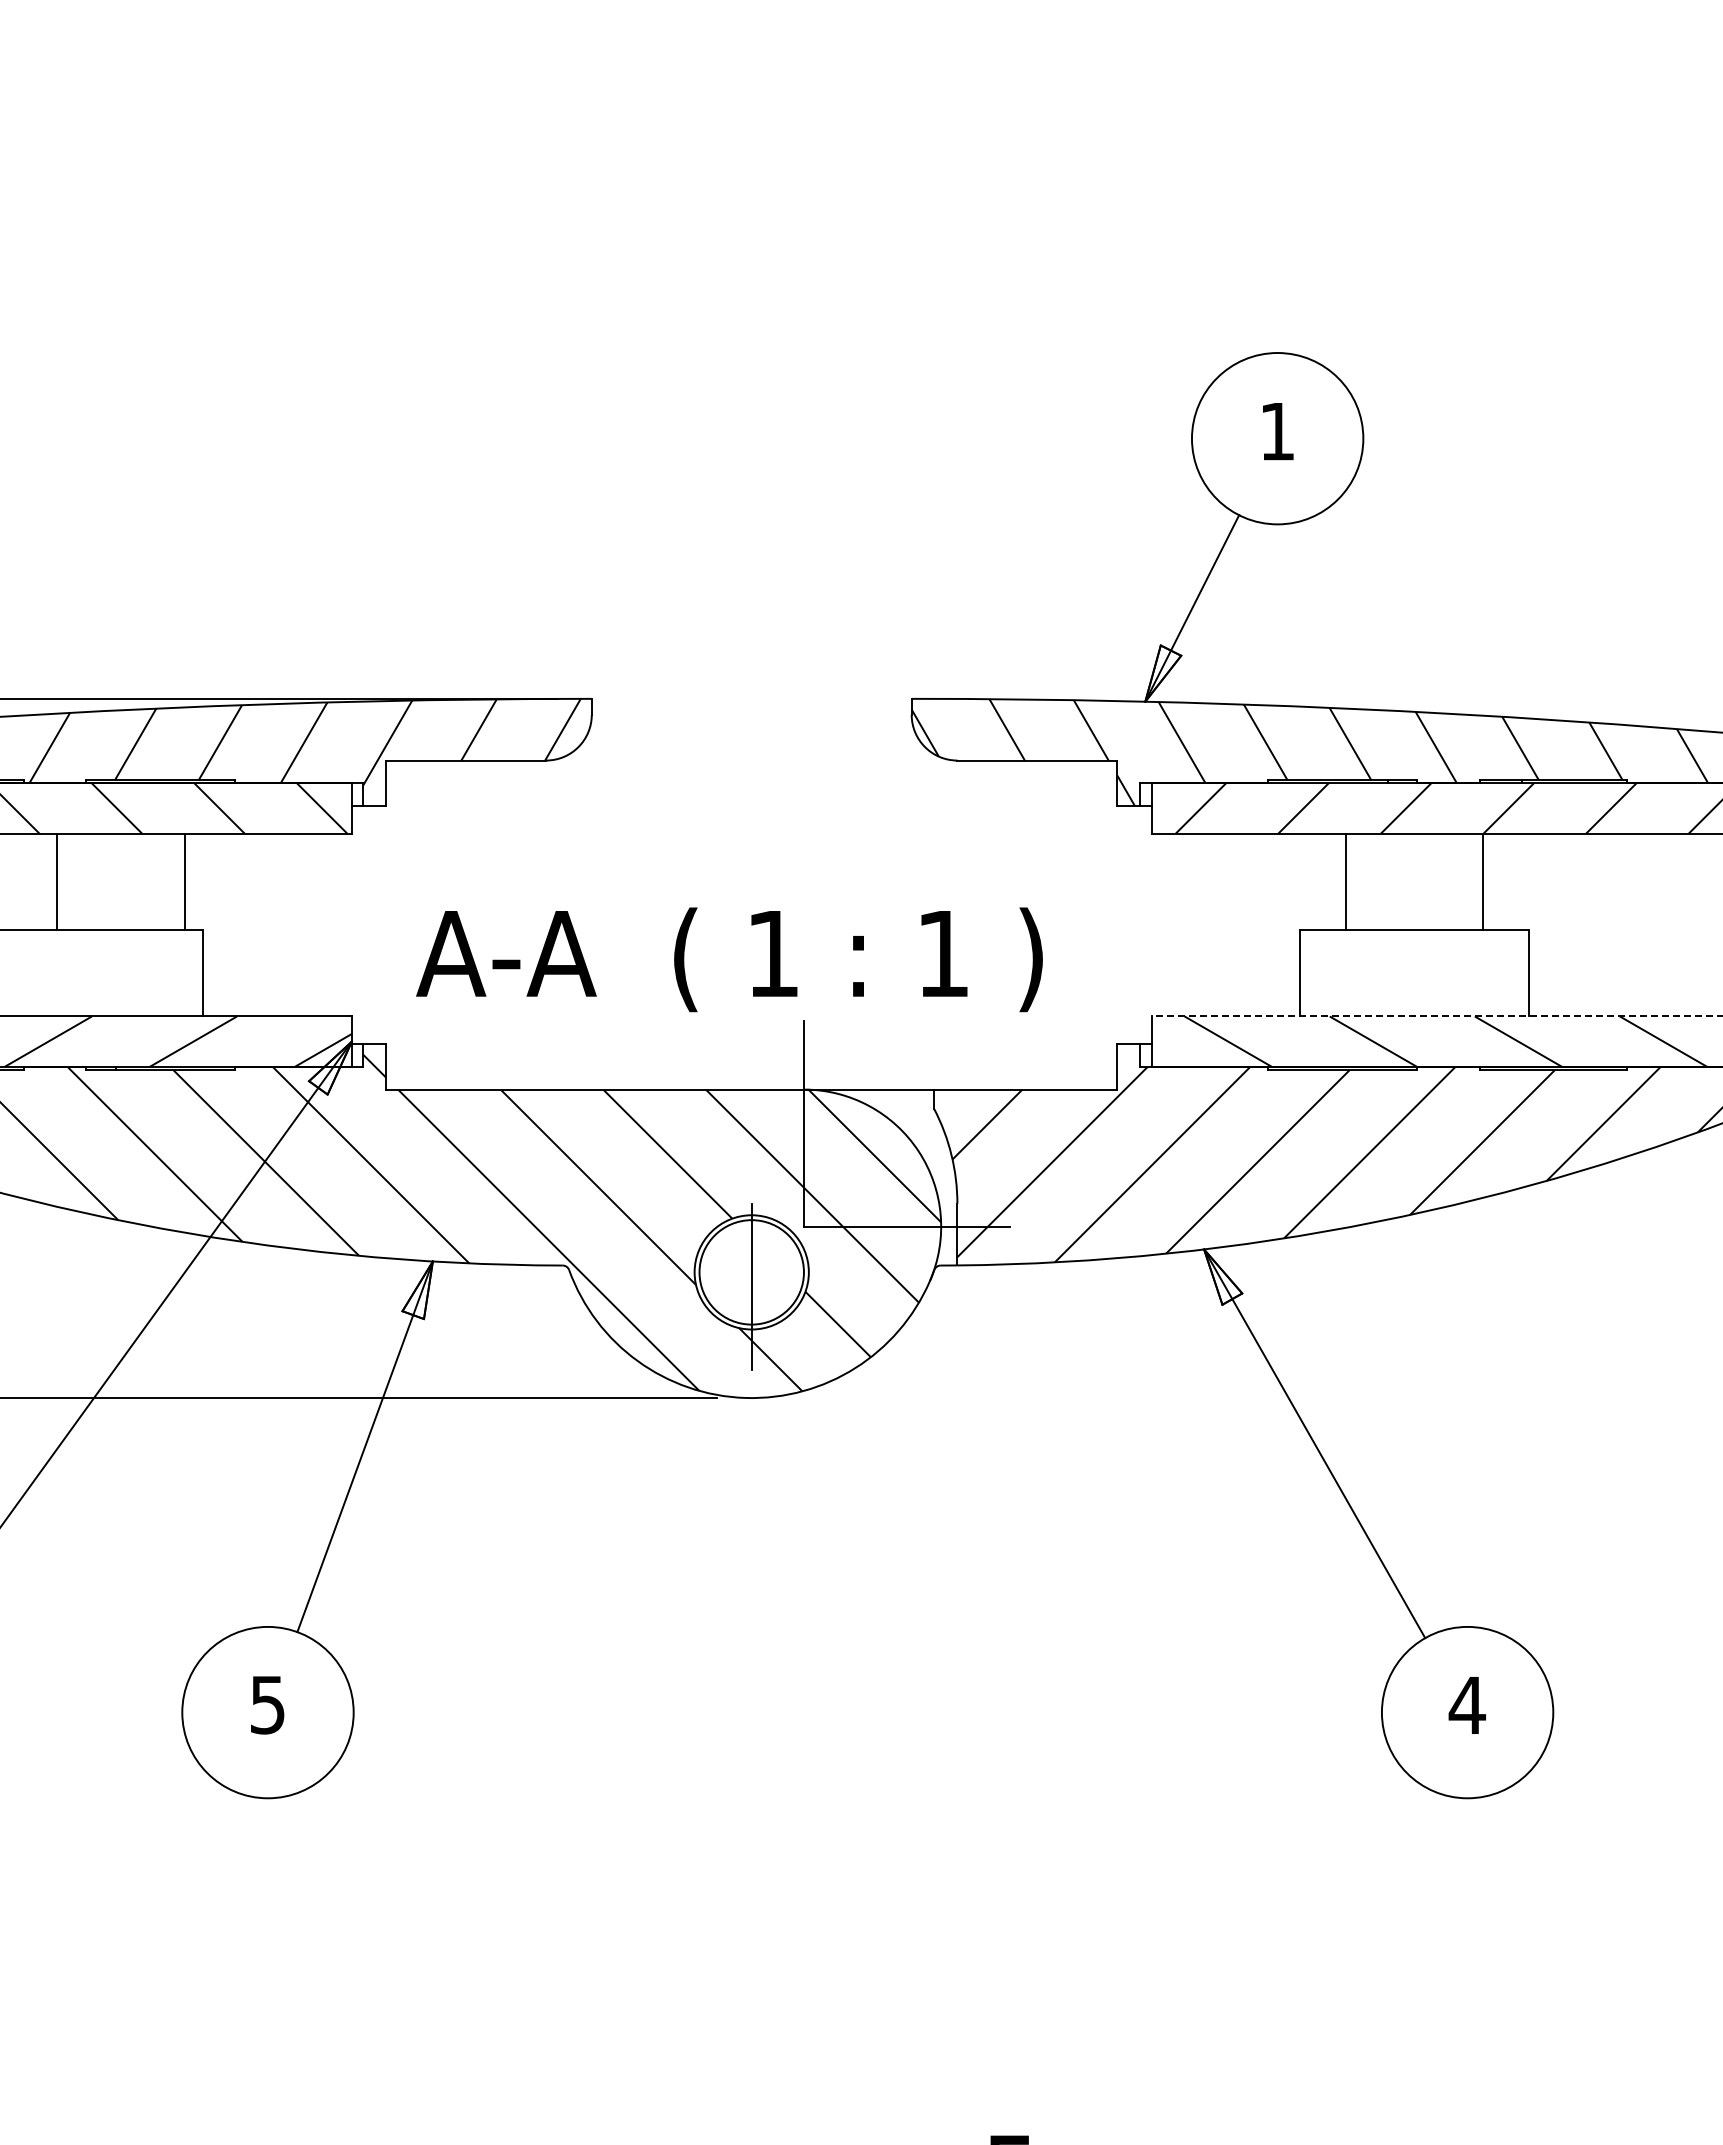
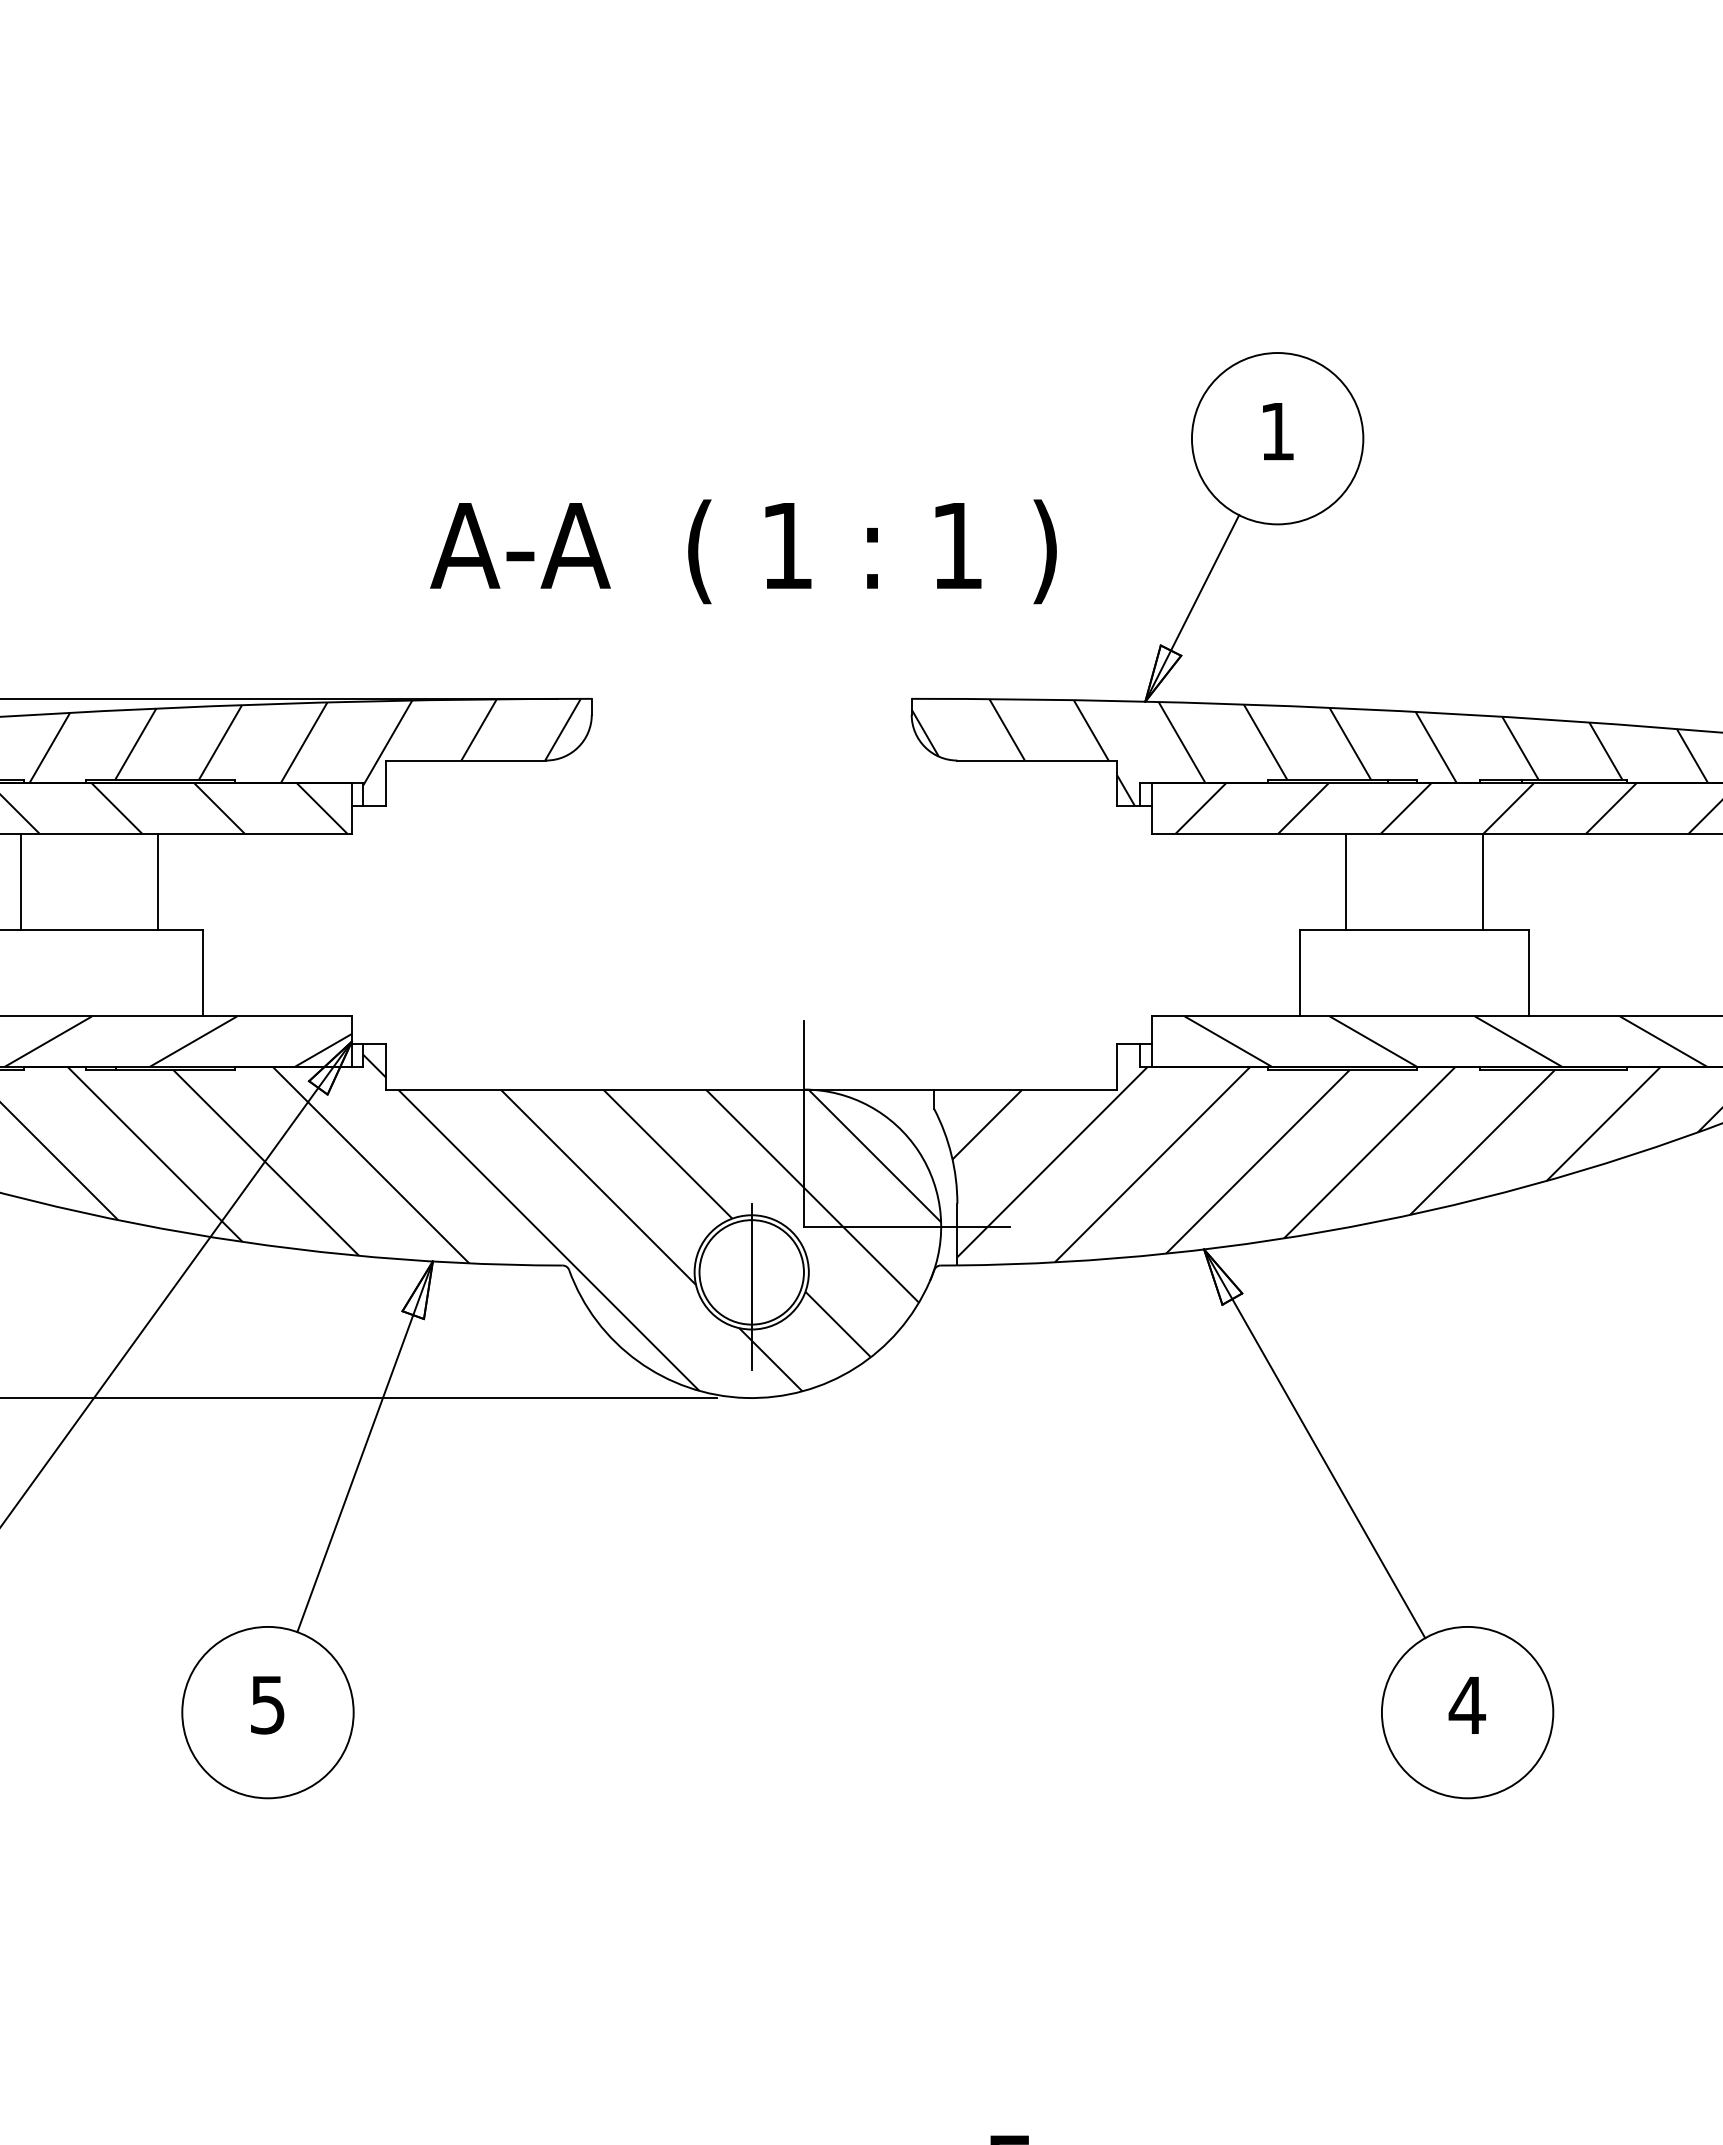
line position: (56, 881) -> (20, 881) (20, 881)
line position: (184, 881) -> (157, 881) (157, 881)
text position: (729, 959) -> (743, 551) (743, 551)
line: dashed -> solid (1437, 1016)
